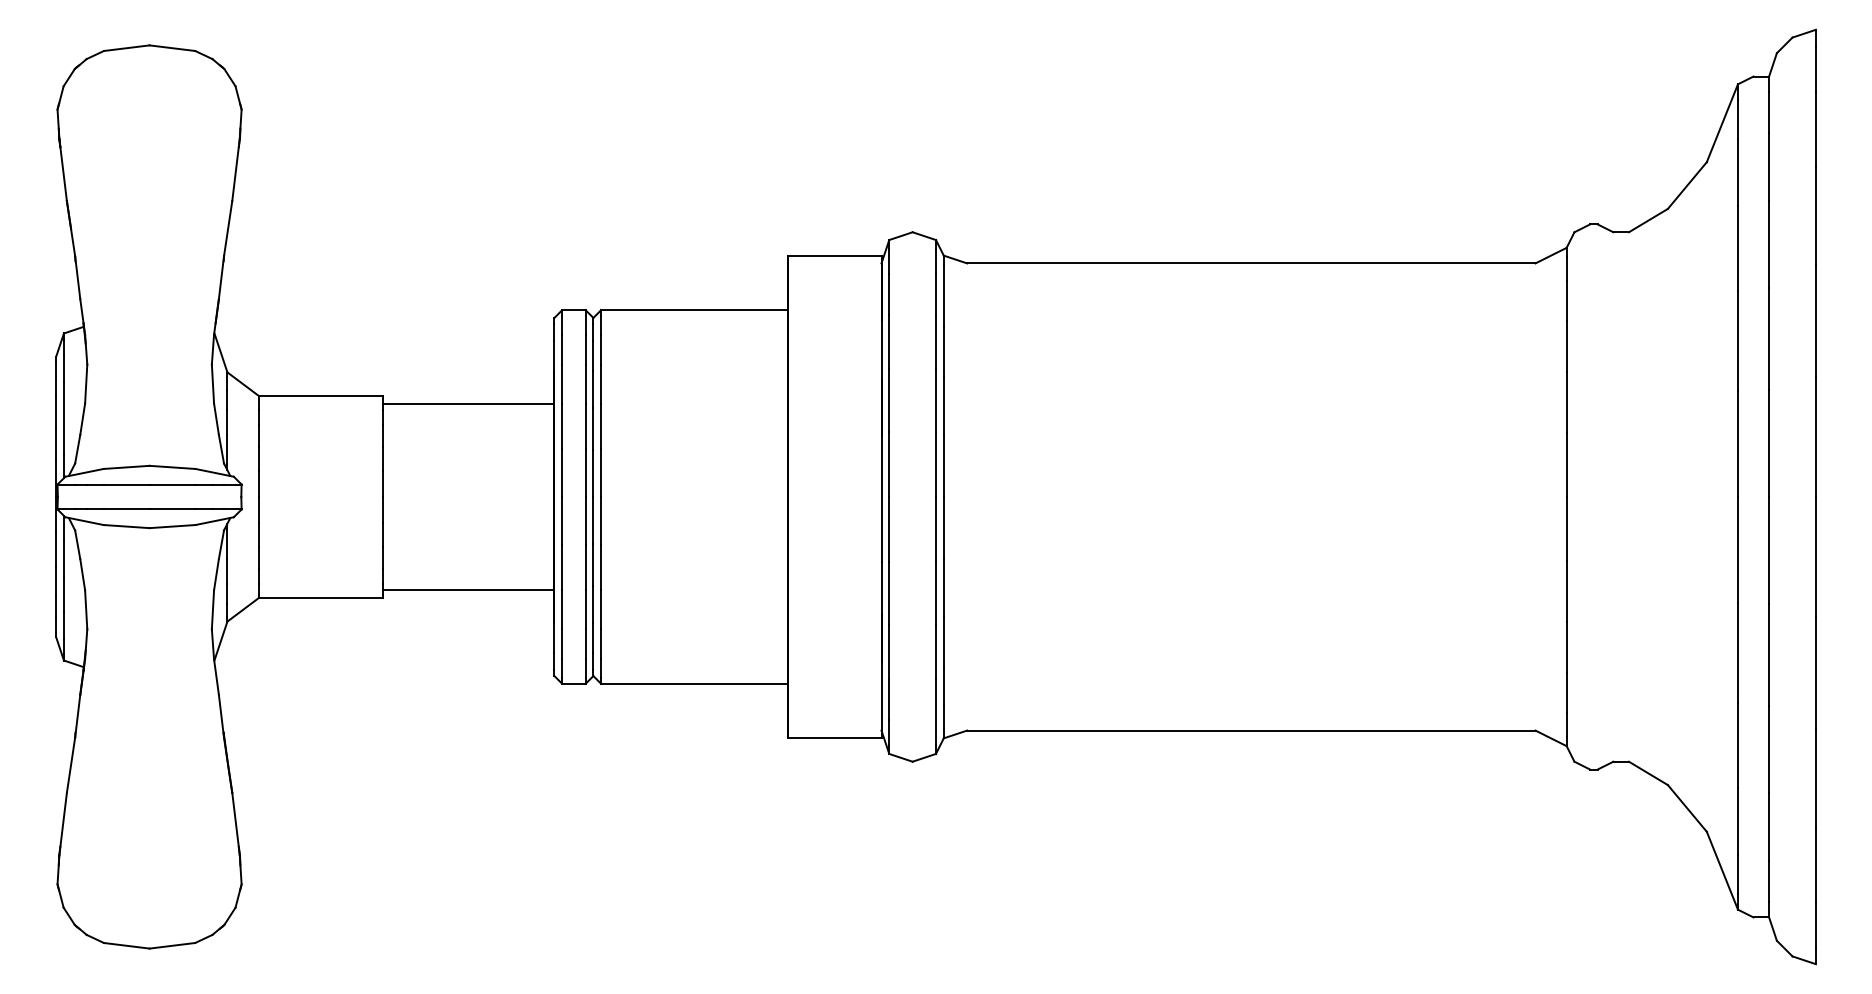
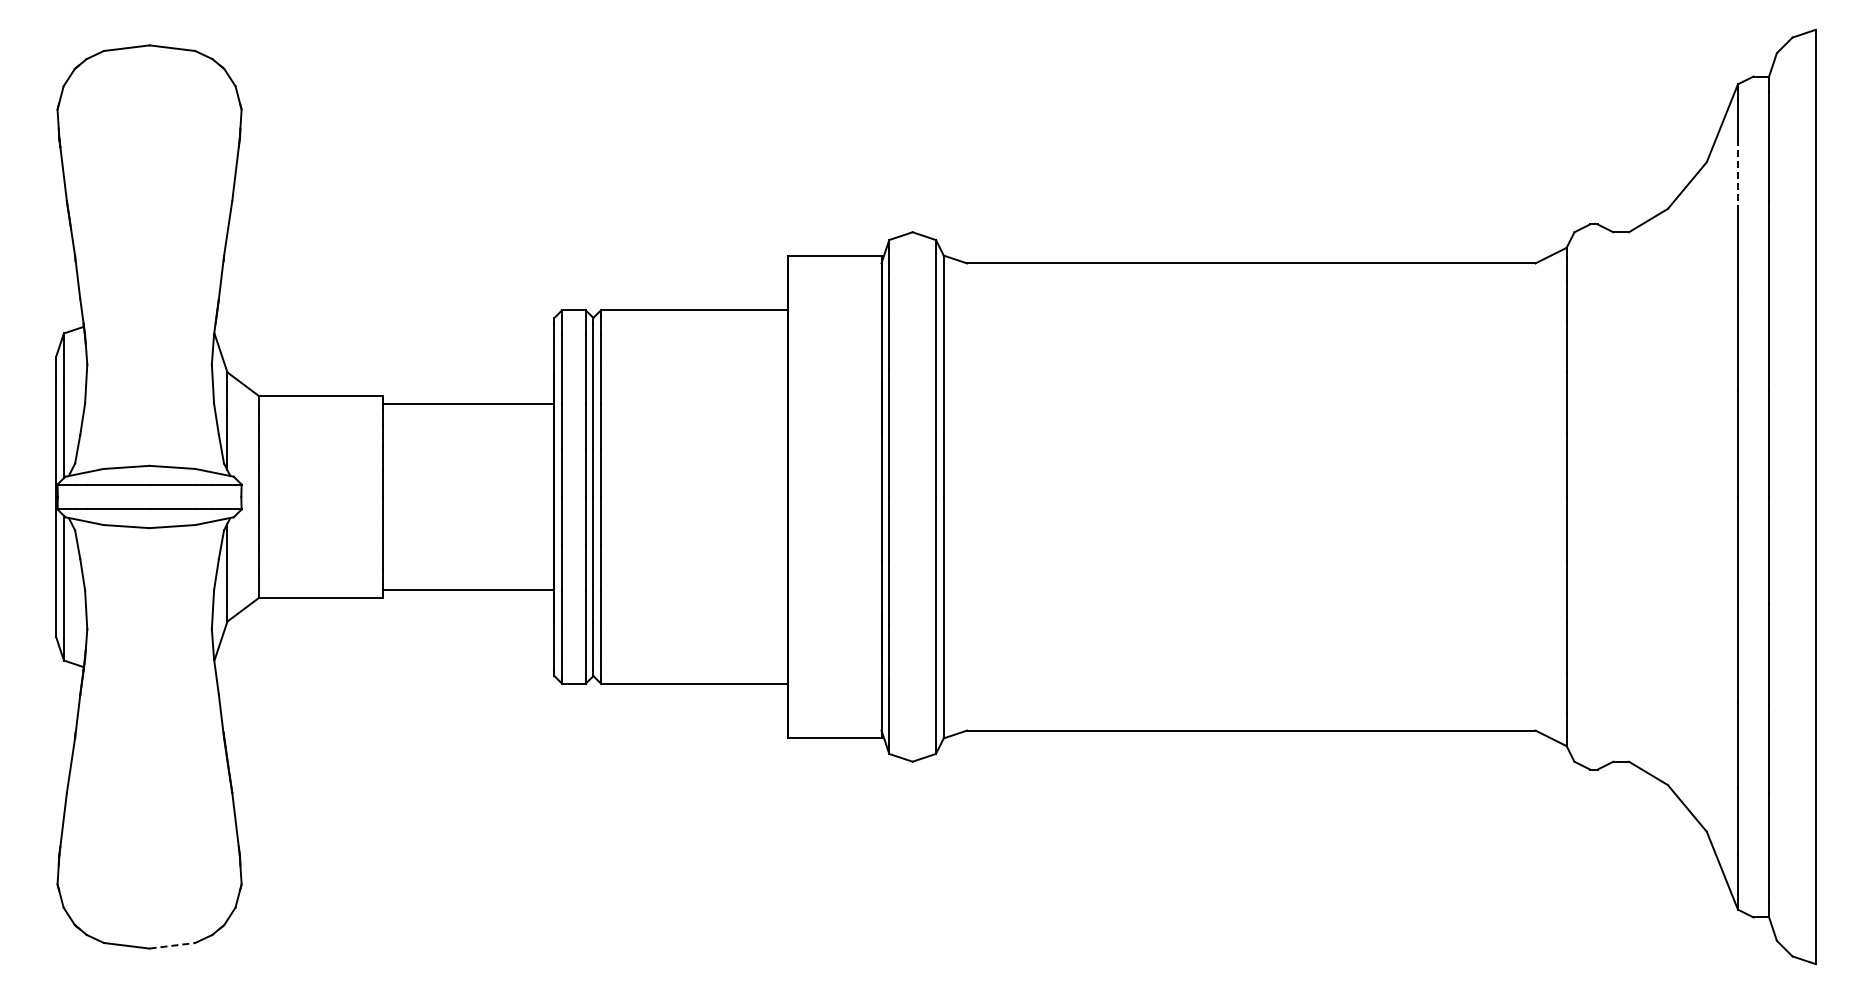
line: solid -> dashed (1737, 172)
line: solid -> dashed (172, 945)
